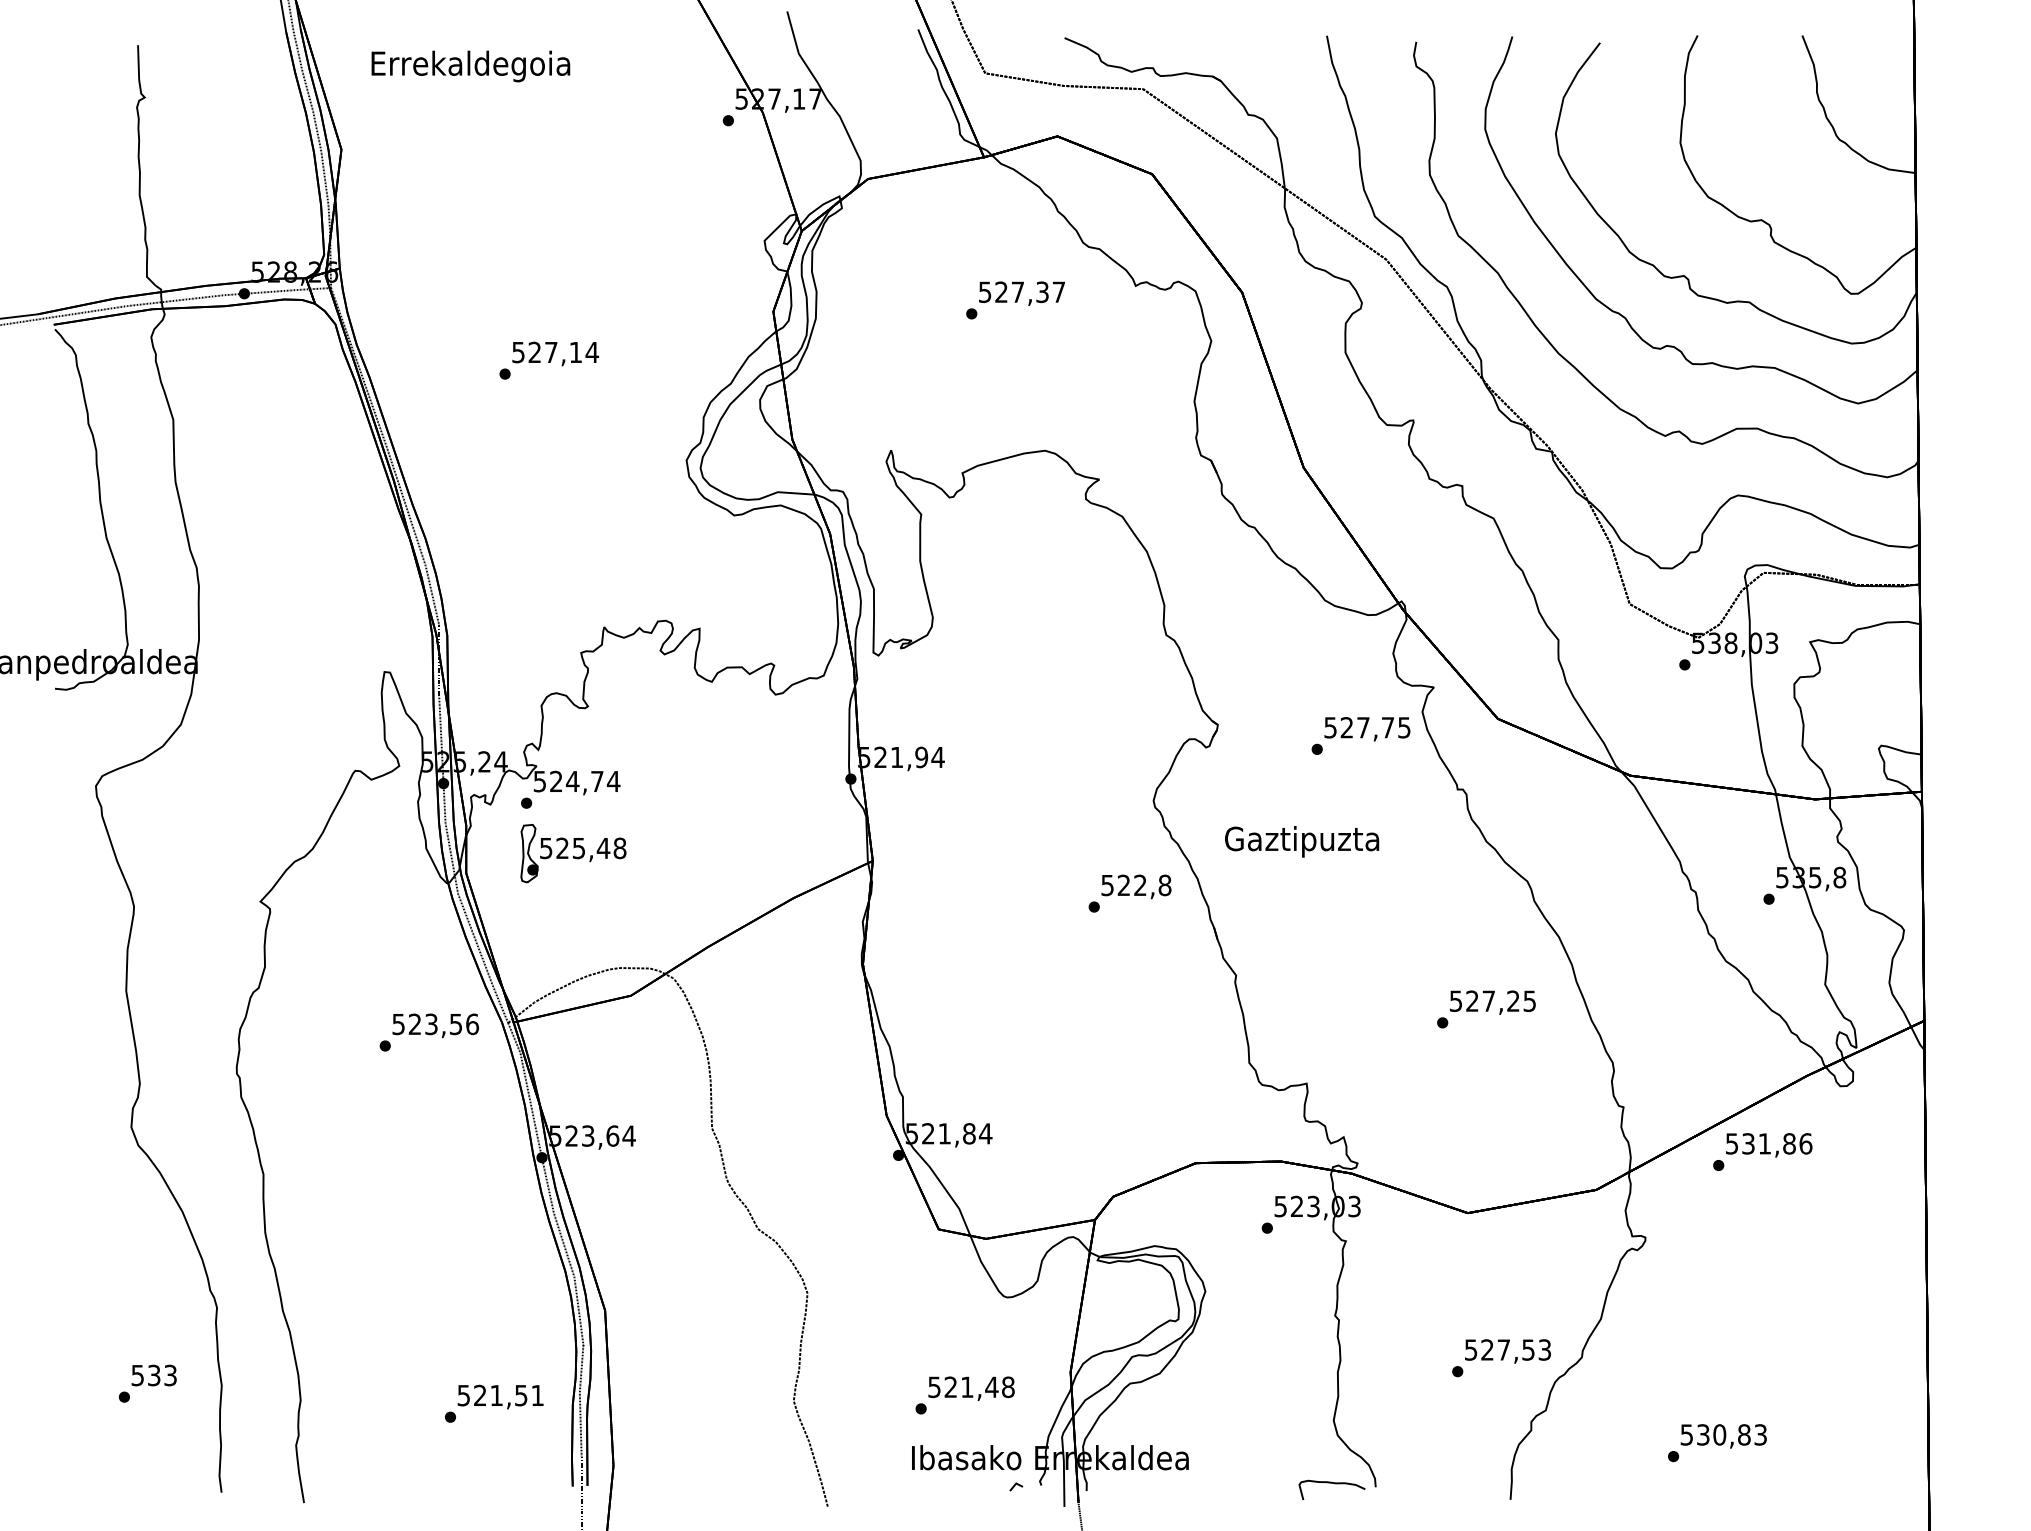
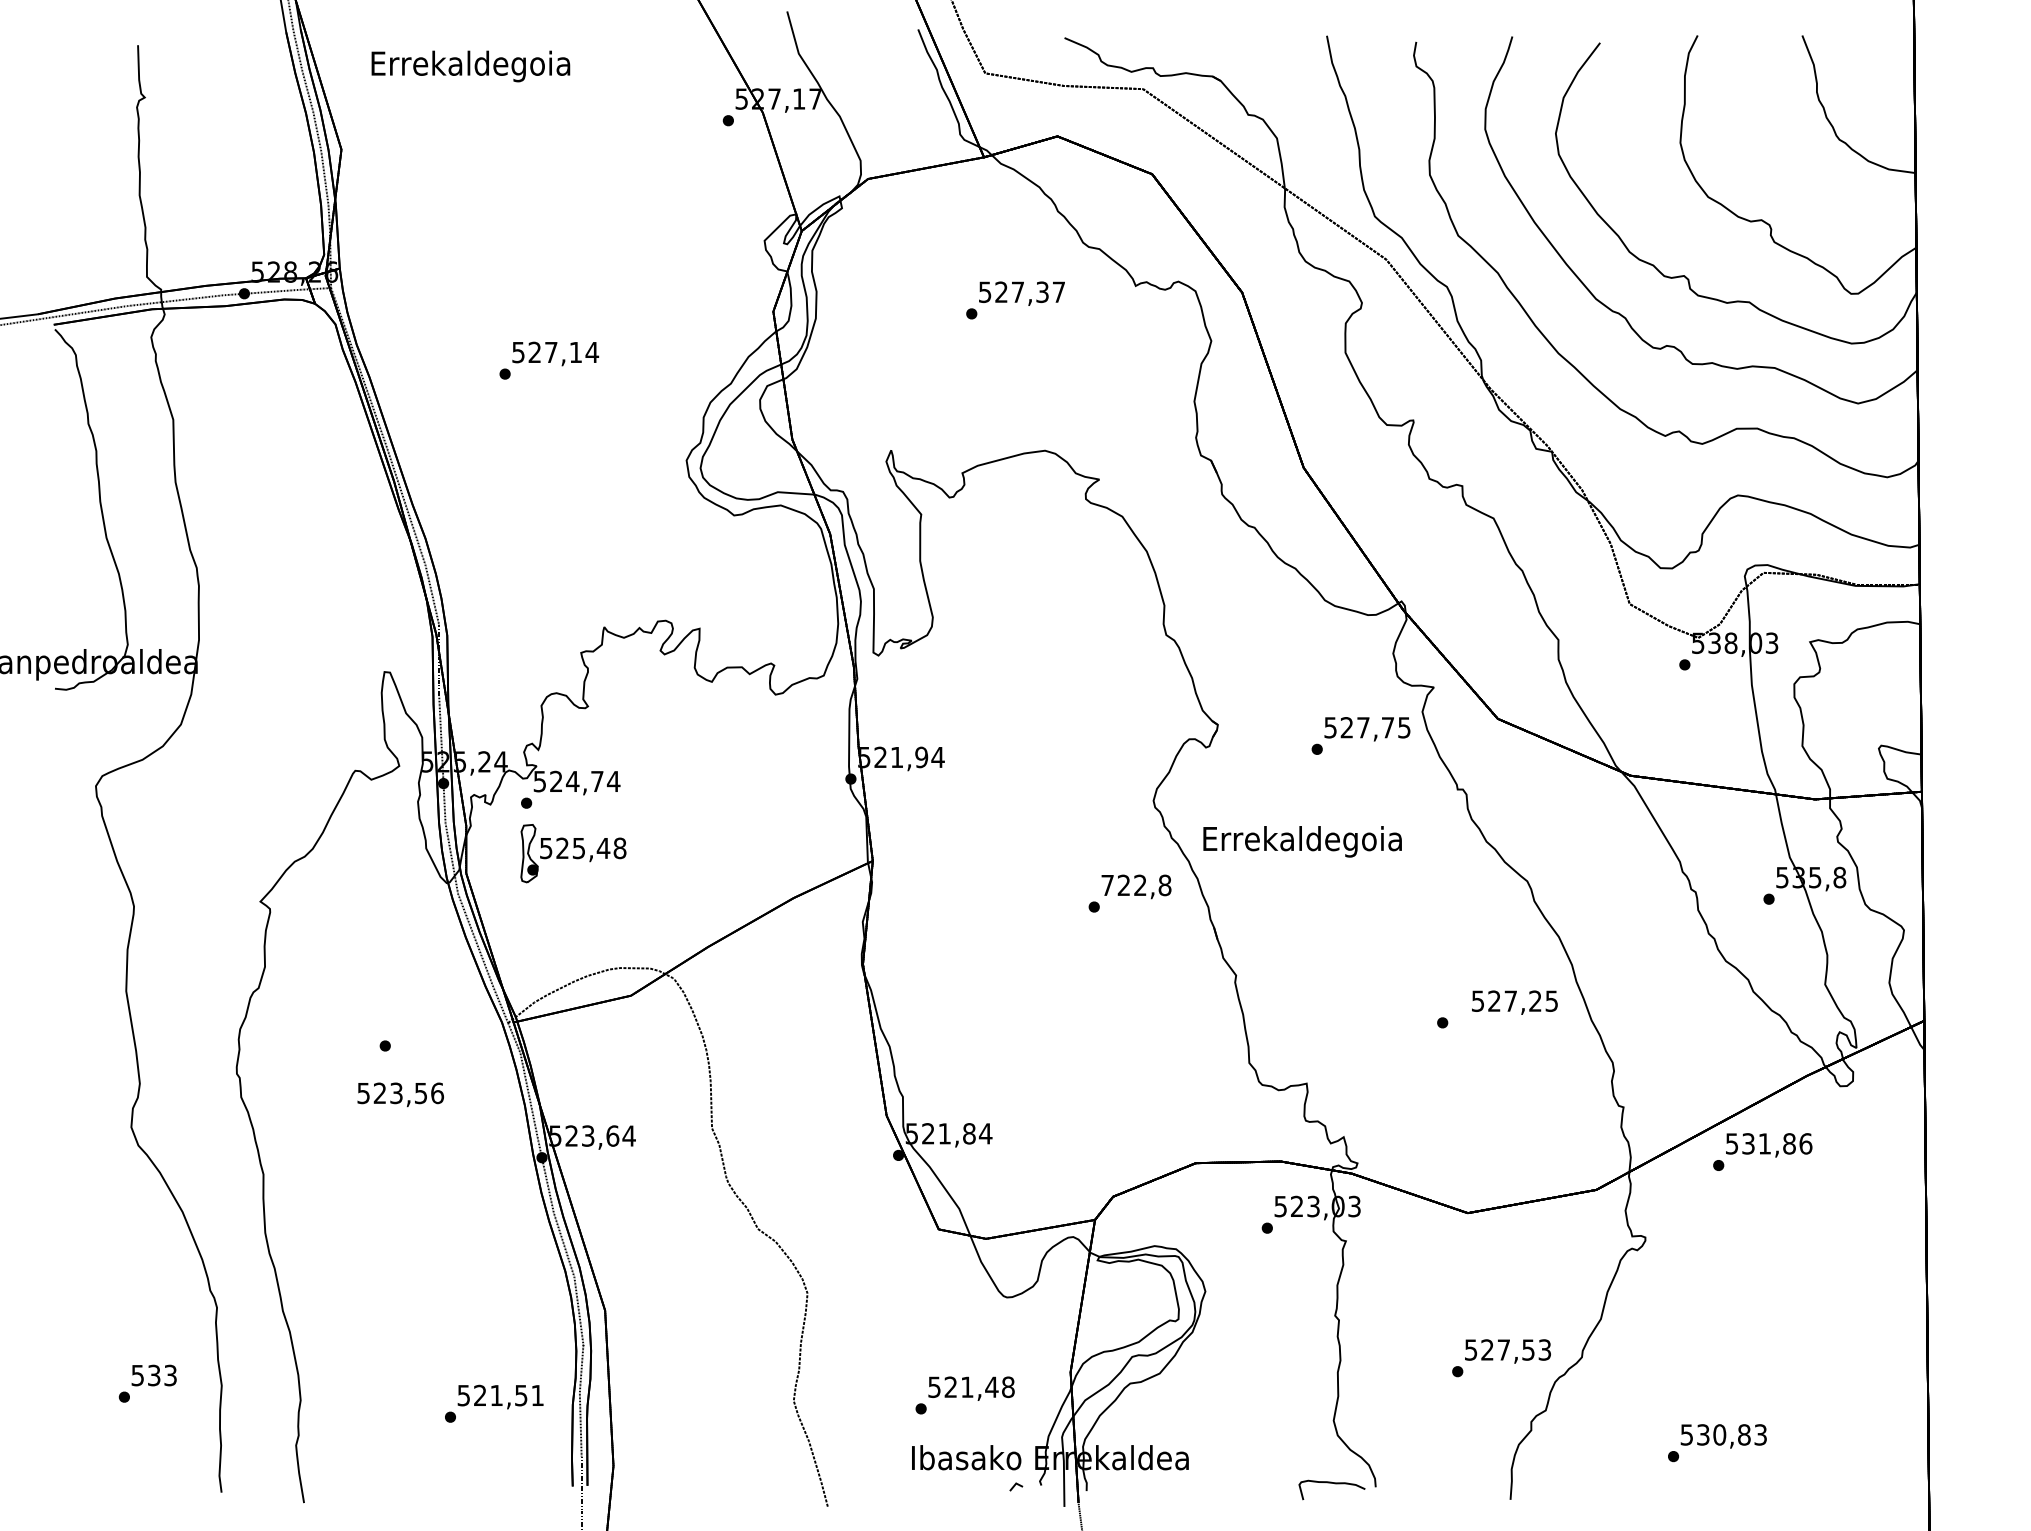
text: Gaztipuzta -> Errekaldegoia (1302, 841)
text: 522,8 -> 722,8 (1107, 885)
text position: (1492, 1002) -> (1514, 1002) (1514, 1002)
text position: (435, 1025) -> (400, 1094) (400, 1094)
